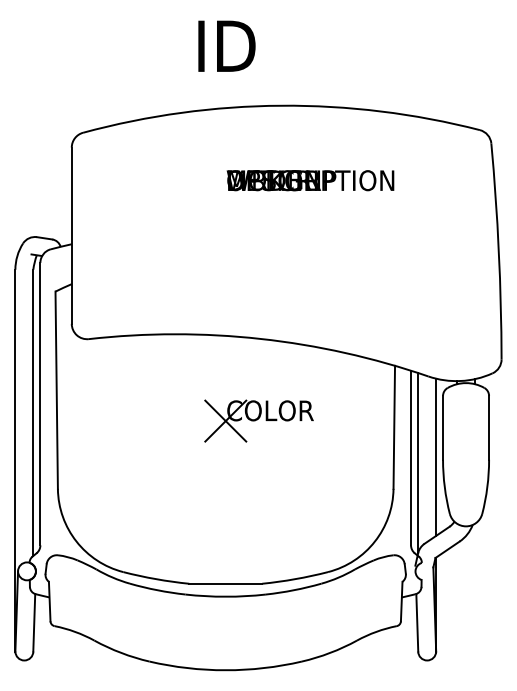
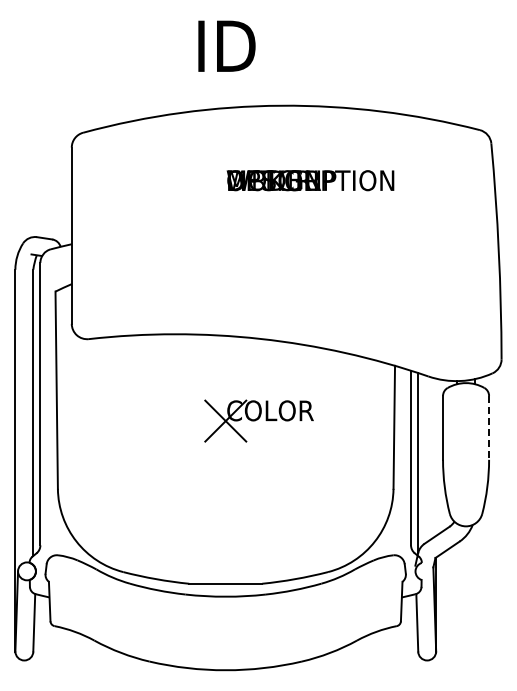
line: solid -> dashed (489, 427)
line: present -> none (436, 456)
